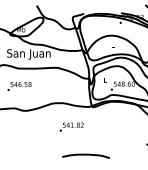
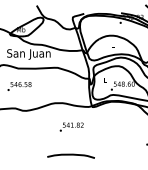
curve position: (85, 155) -> (70, 155) (70, 155)
